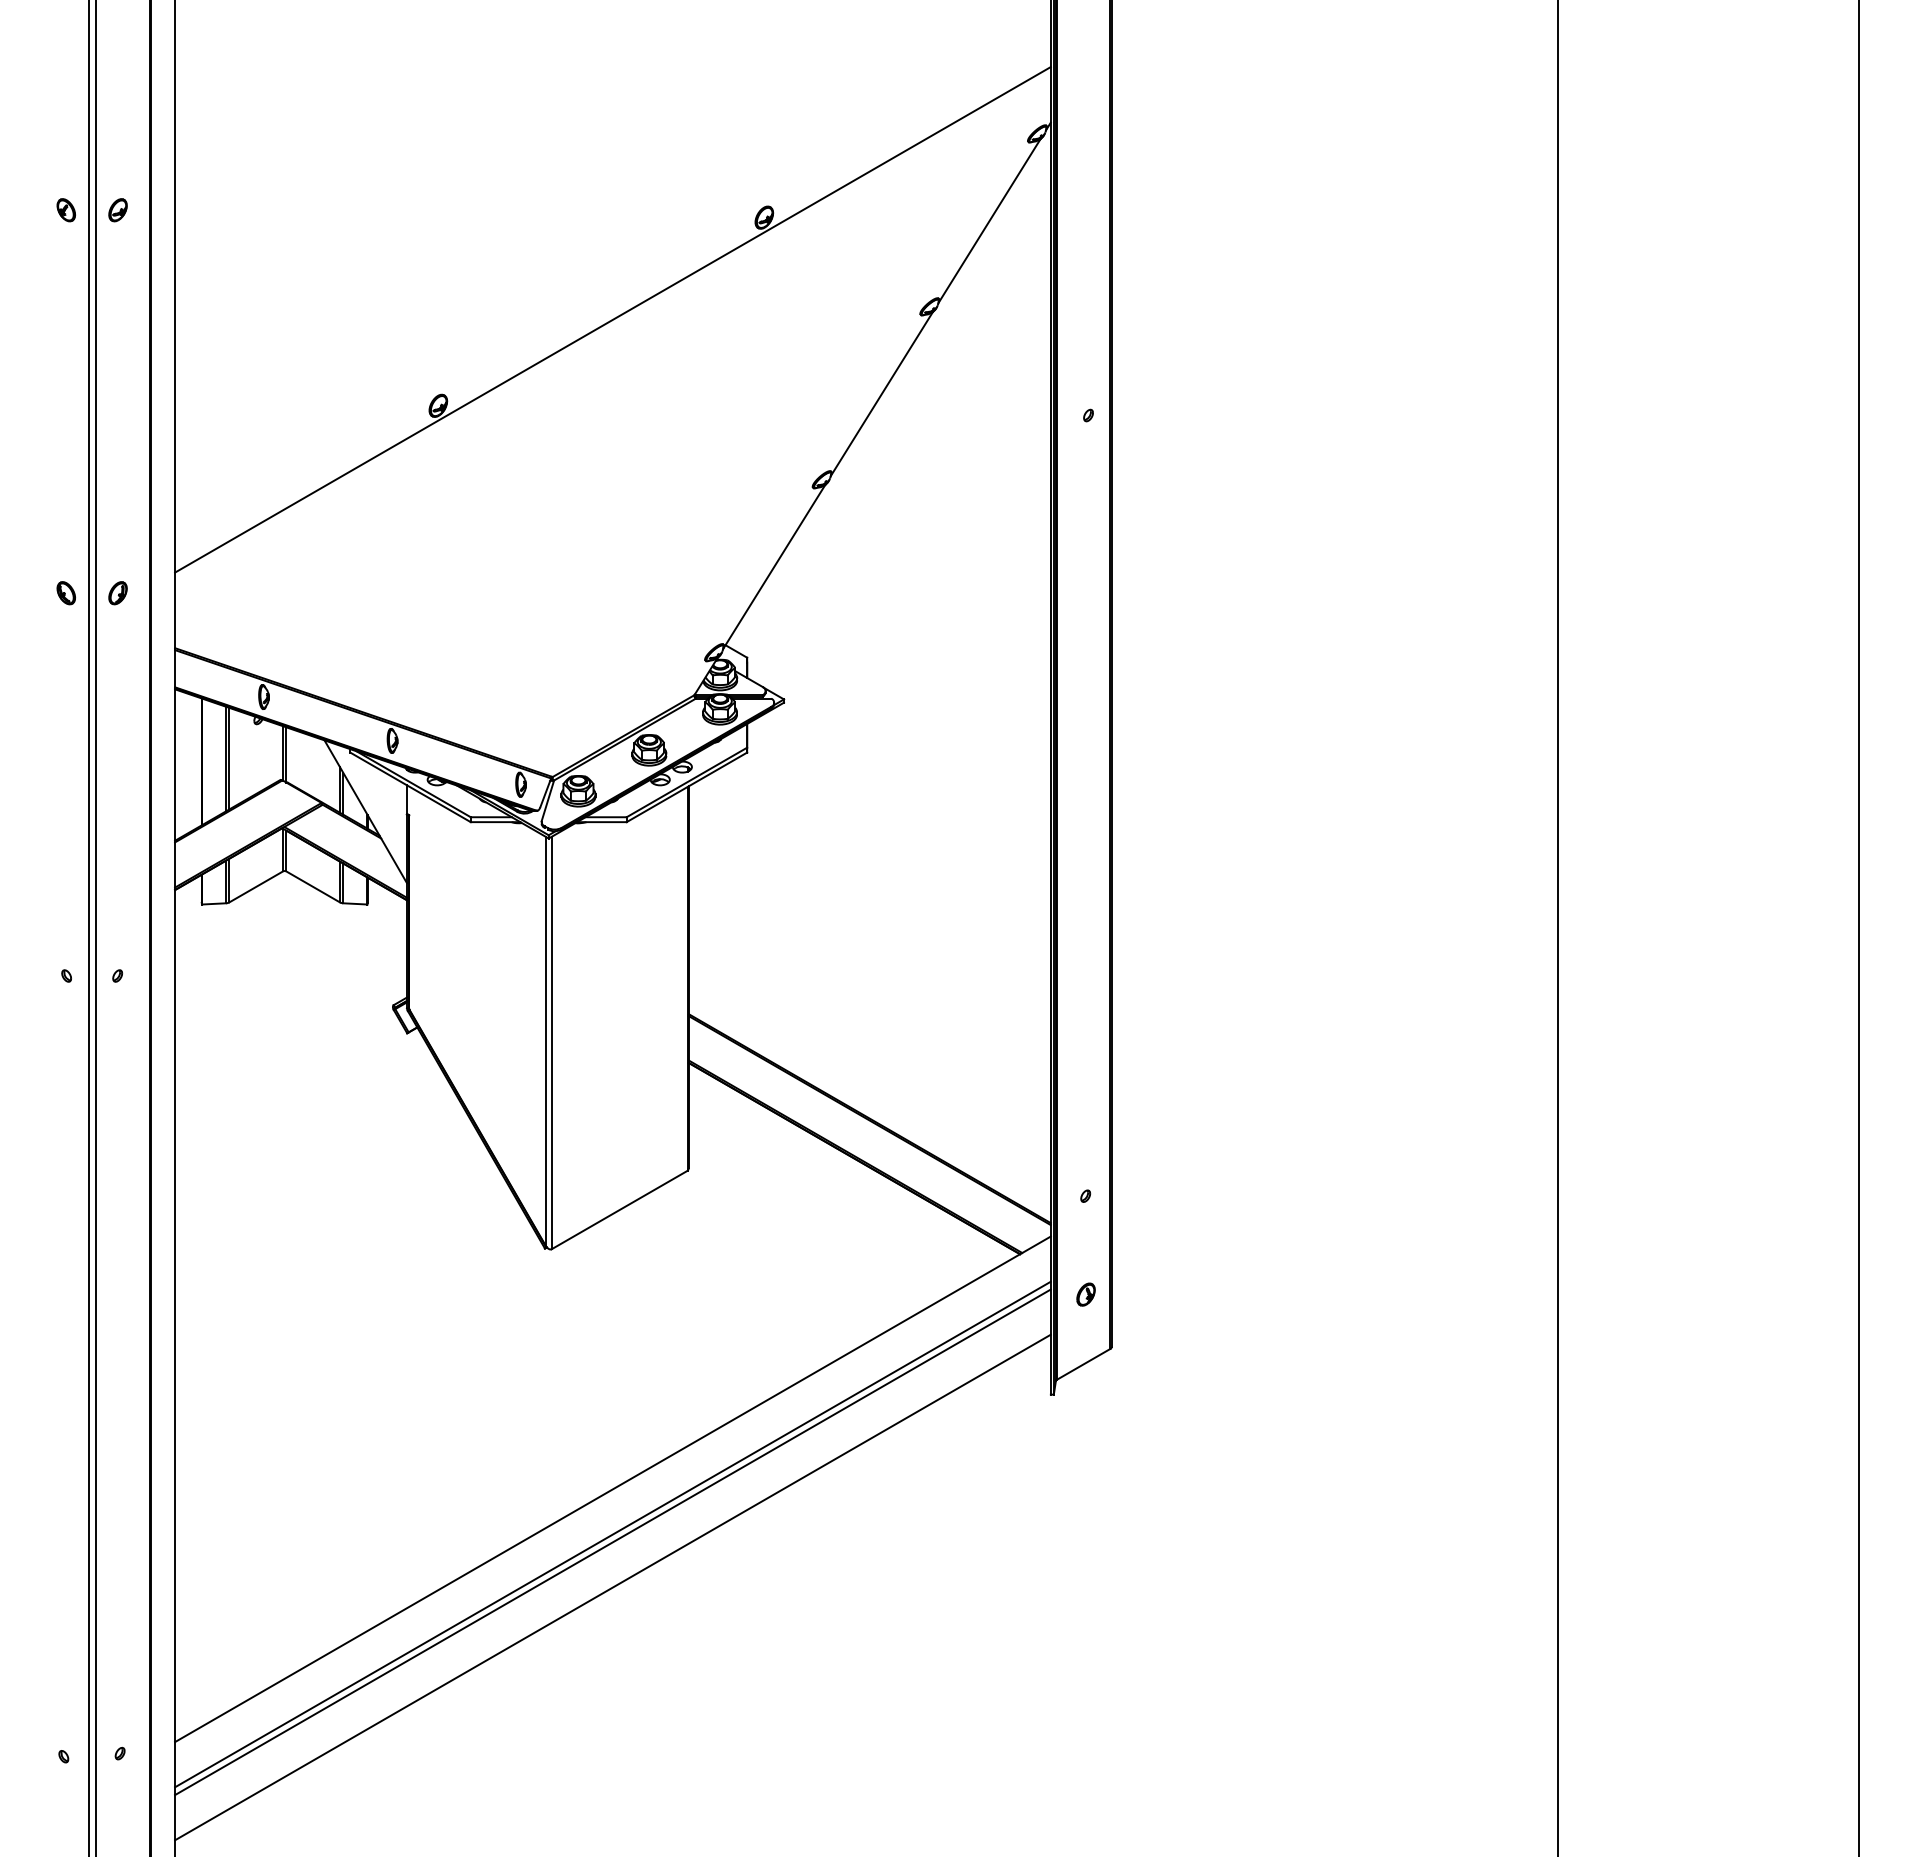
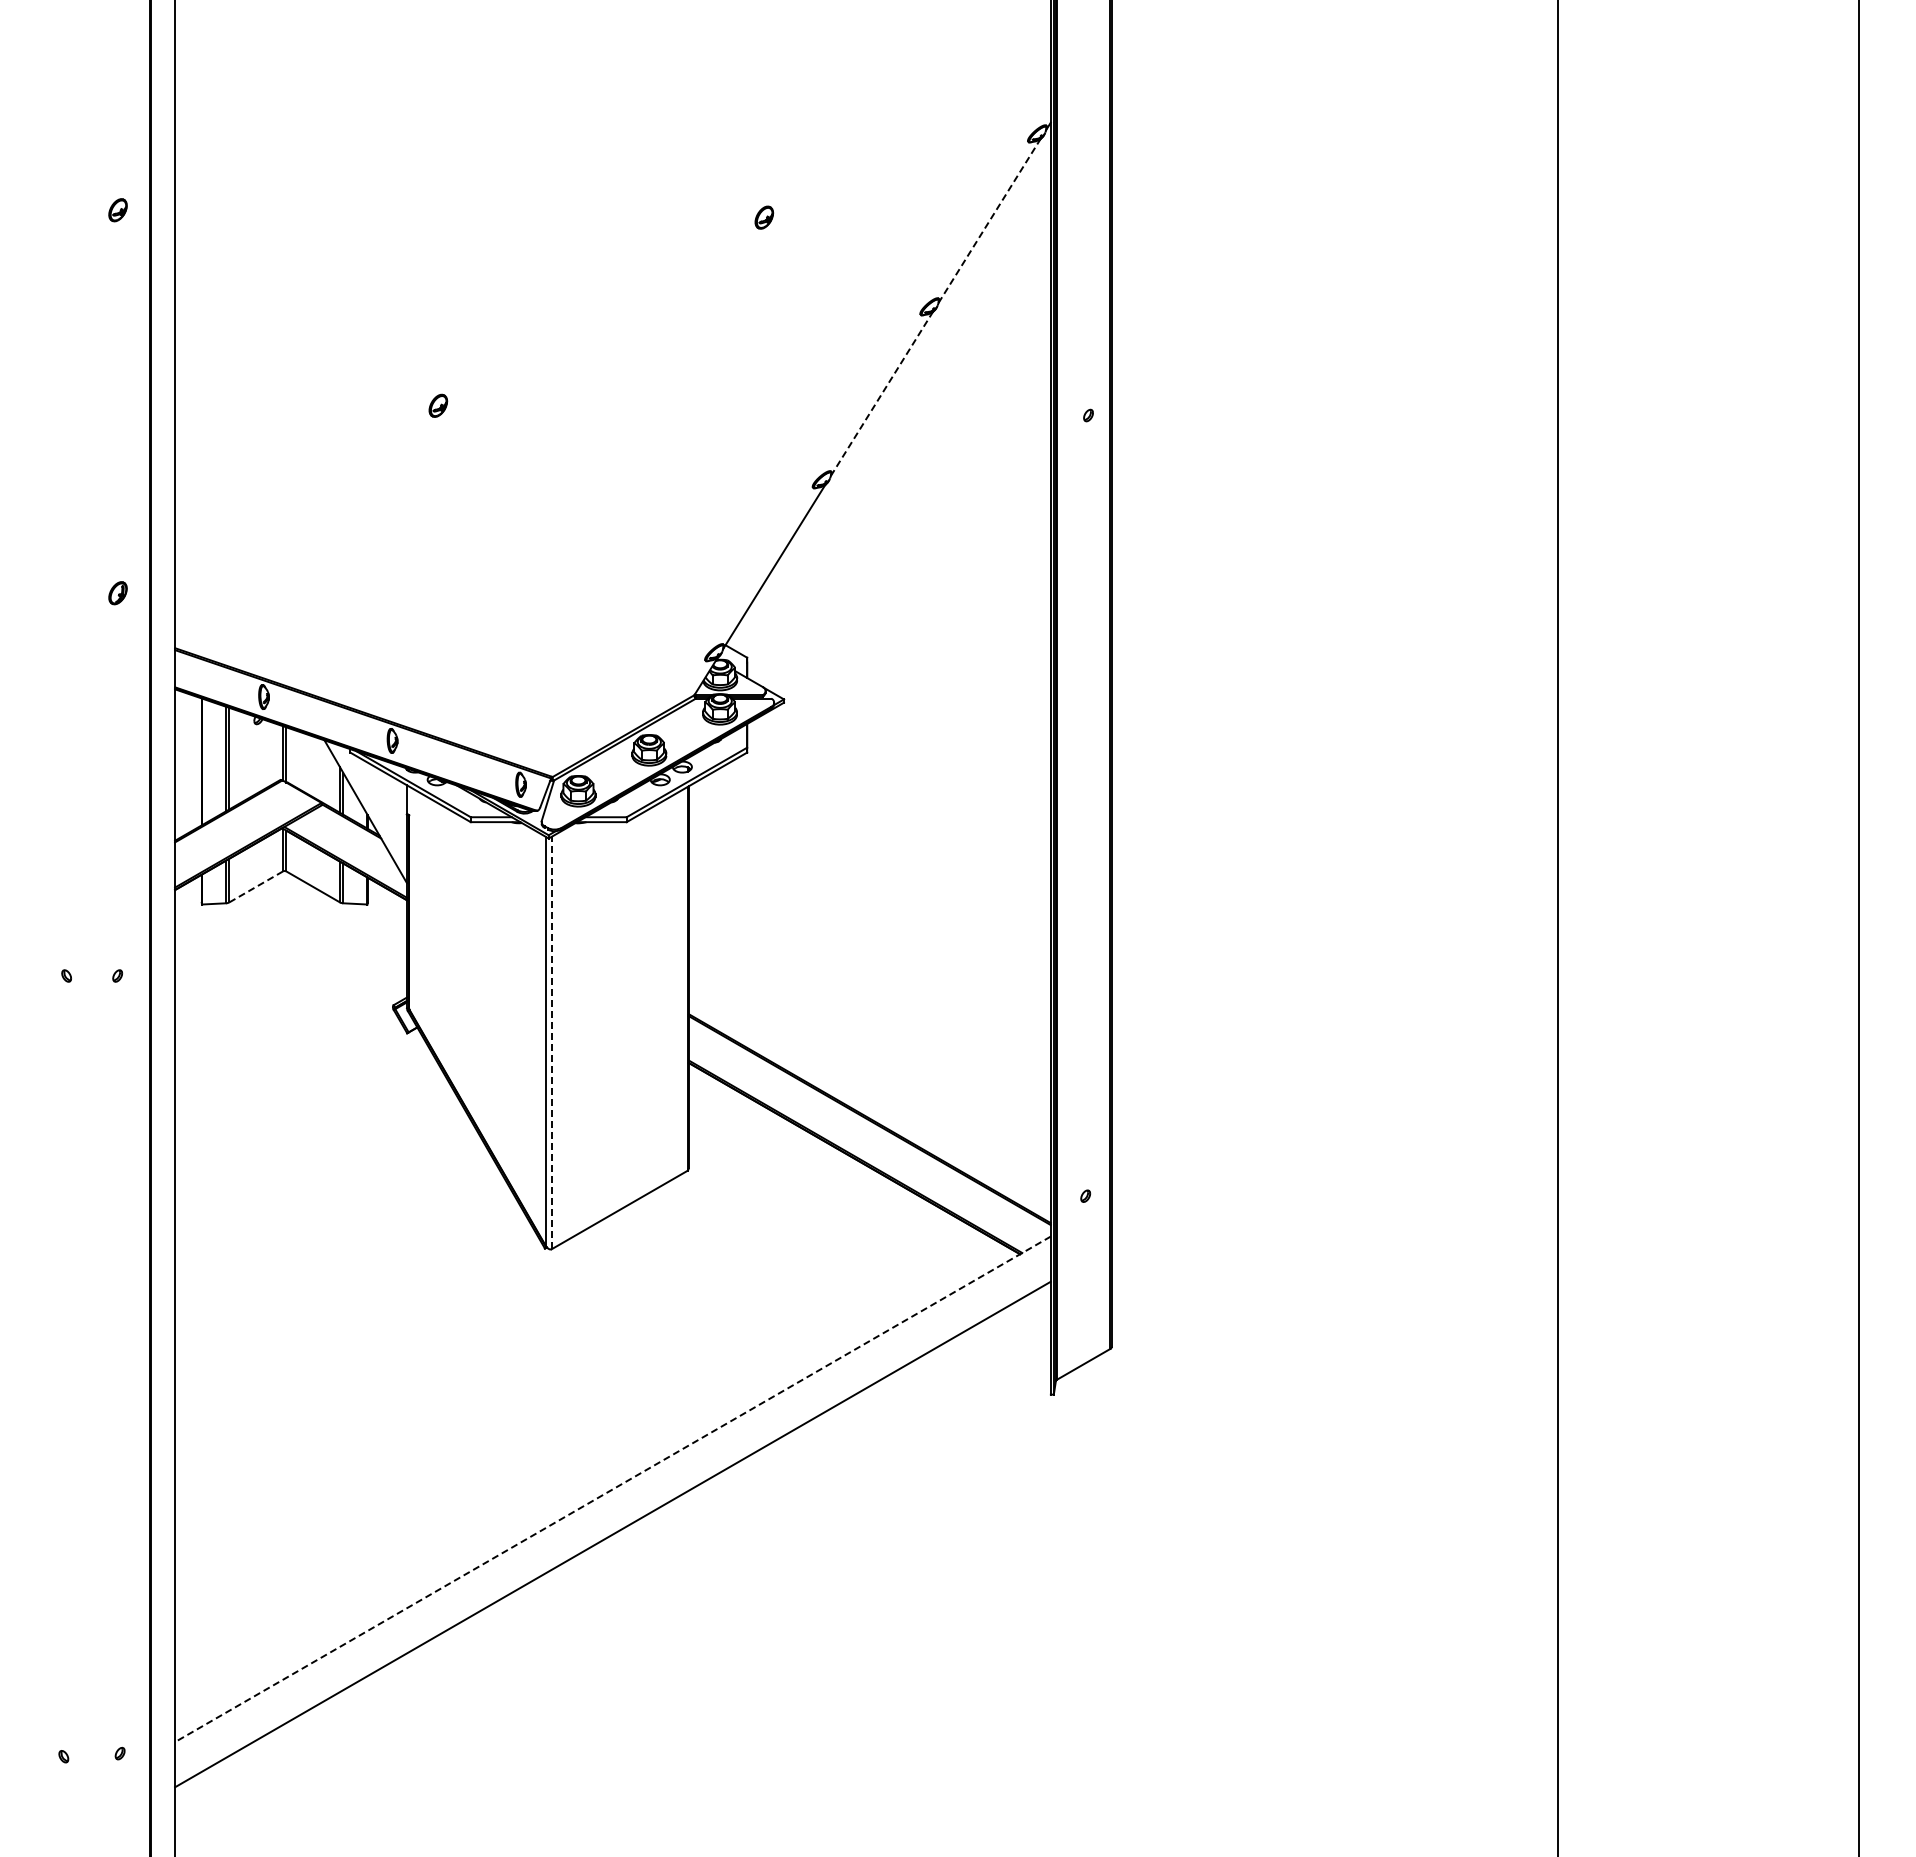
part: present -> none (65, 210)
line: solid -> dashed (989, 221)
line: present -> none (612, 319)
line: solid -> dashed (881, 394)
part: present -> none (65, 593)
line: solid -> dashed (256, 886)
line: present -> none (88, 927)
line: present -> none (95, 927)
line: solid -> dashed (551, 1042)
part: present -> none (1085, 1294)
line: solid -> dashed (612, 1489)
line: present -> none (612, 1542)
line: present -> none (612, 1587)
